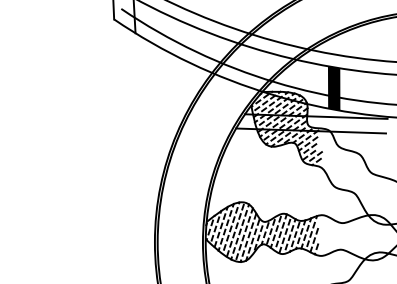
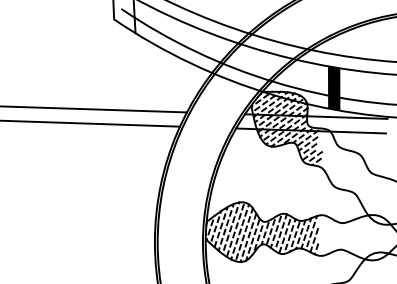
line: none -> present (94, 109)
line: none -> present (91, 123)
